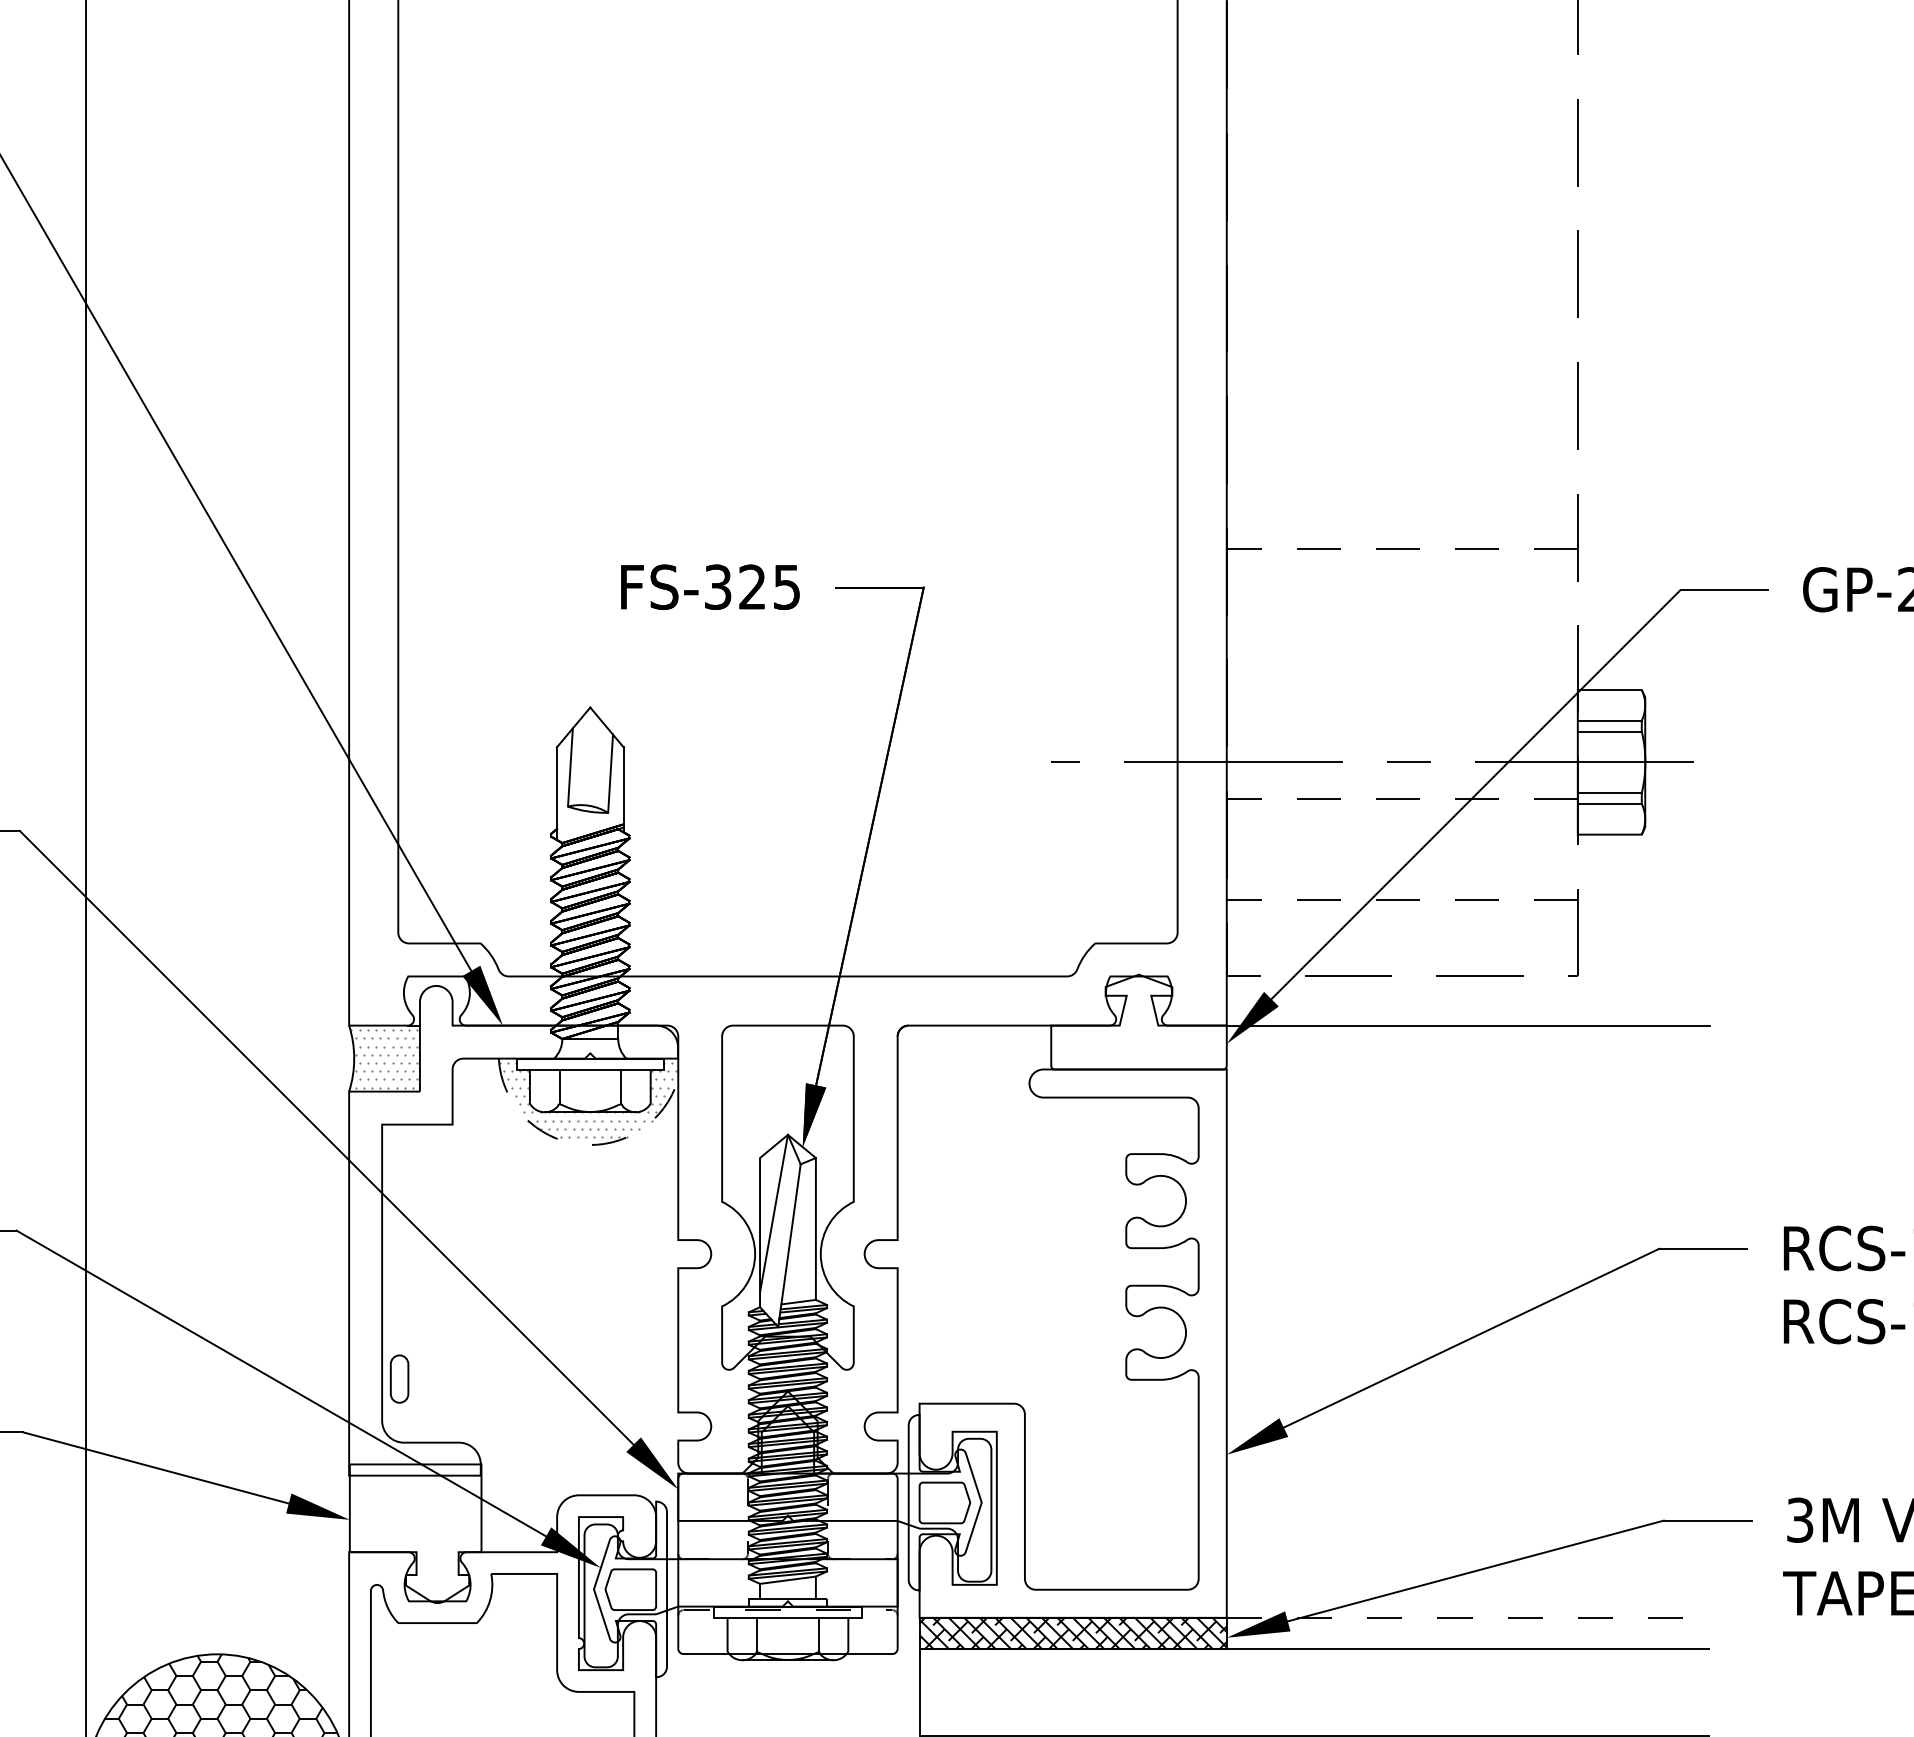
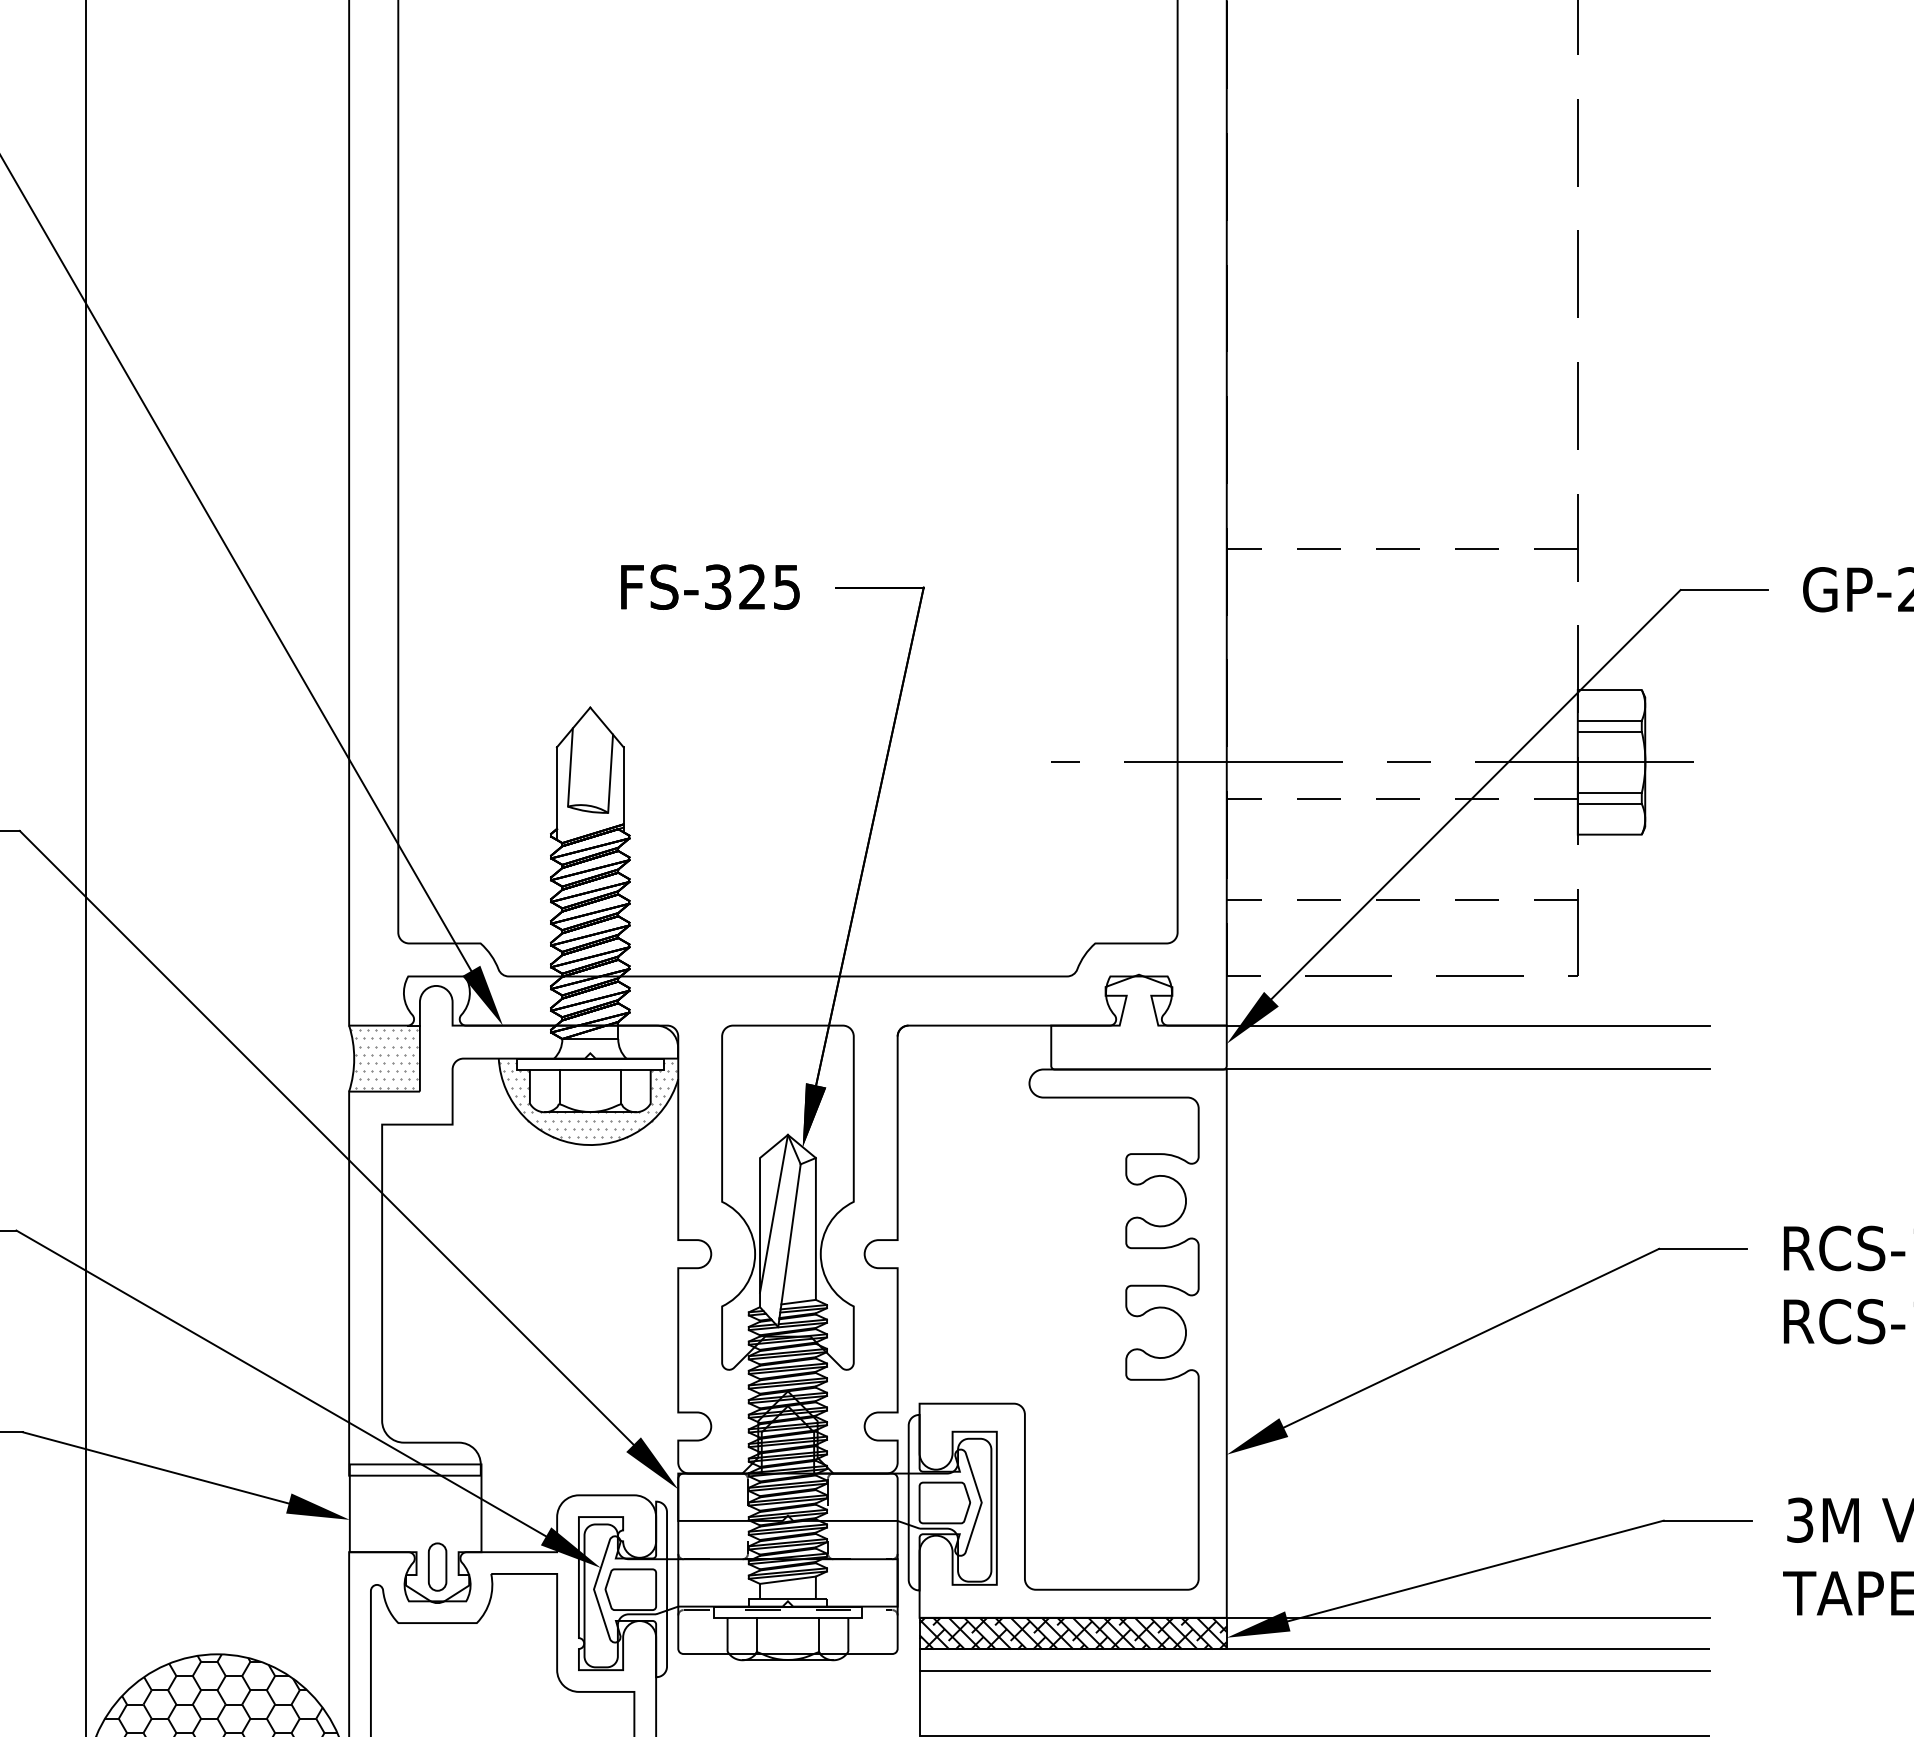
line: none -> present (1467, 1069)
arc: dashed -> solid (579, 1144)
part position: (399, 1378) -> (437, 1566) (437, 1566)
line: dashed -> solid (1468, 1617)
line: none -> present (1314, 1671)
